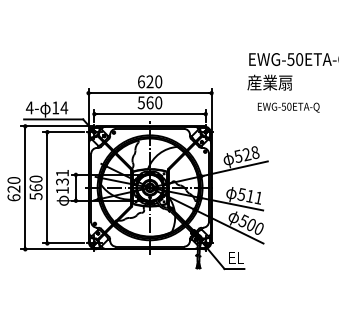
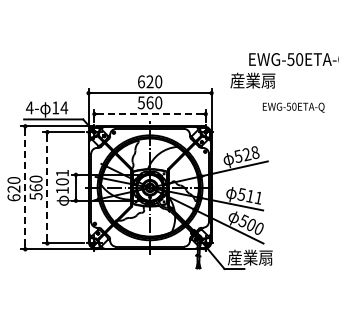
text position: (269, 82) -> (252, 80) (252, 80)
text position: (288, 107) -> (293, 107) (293, 107)
line: solid -> dashed (150, 114)
text: 131 -> 101 (62, 181)
line: solid -> dashed (25, 188)
line: solid -> dashed (47, 188)
text: EL -> 産業扇 (249, 257)
